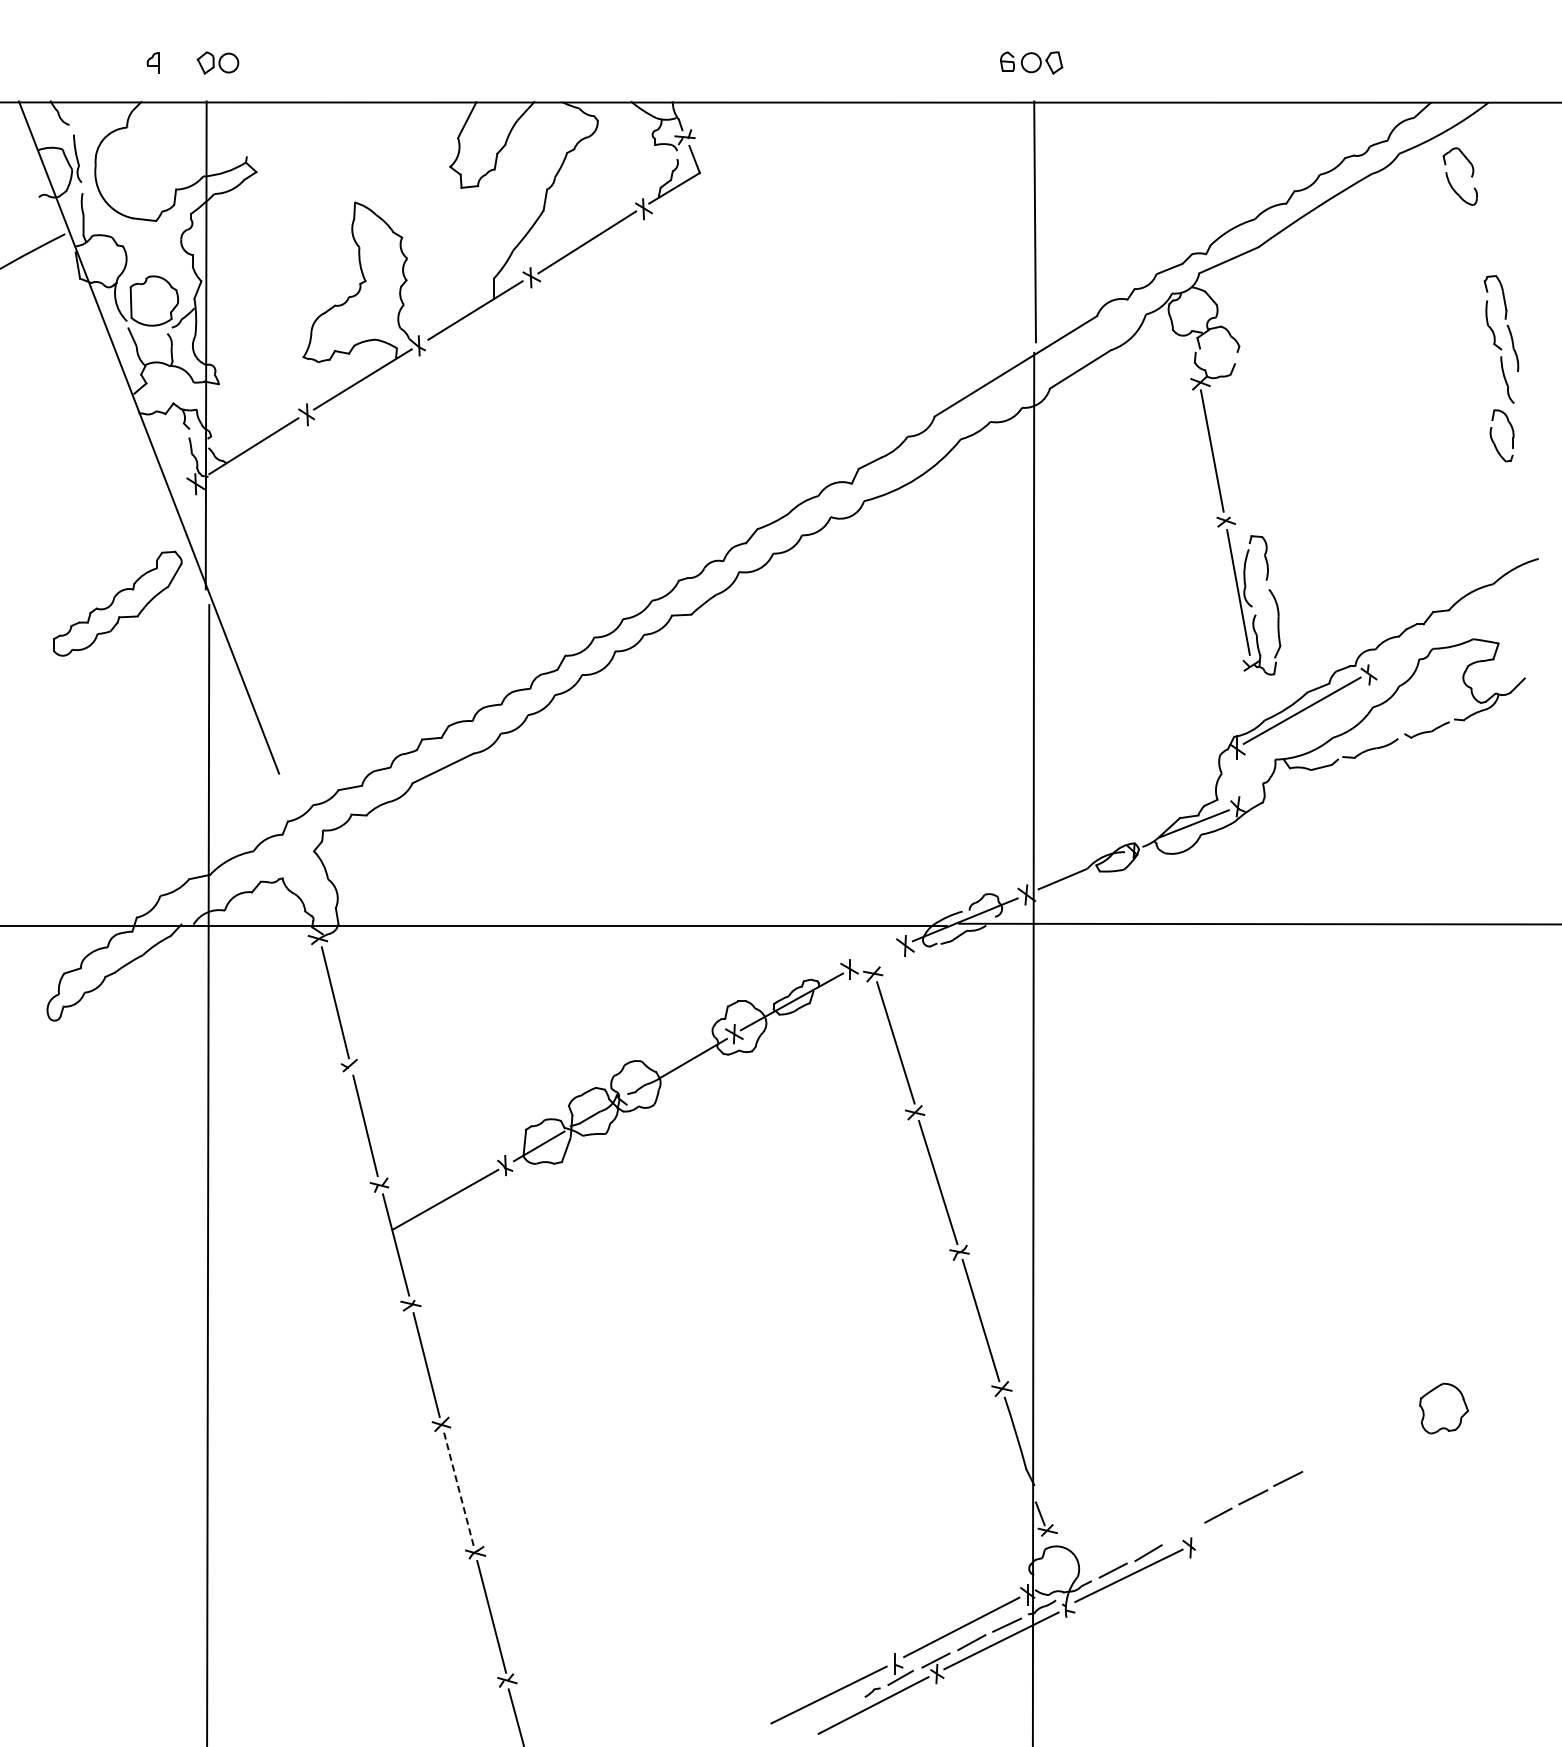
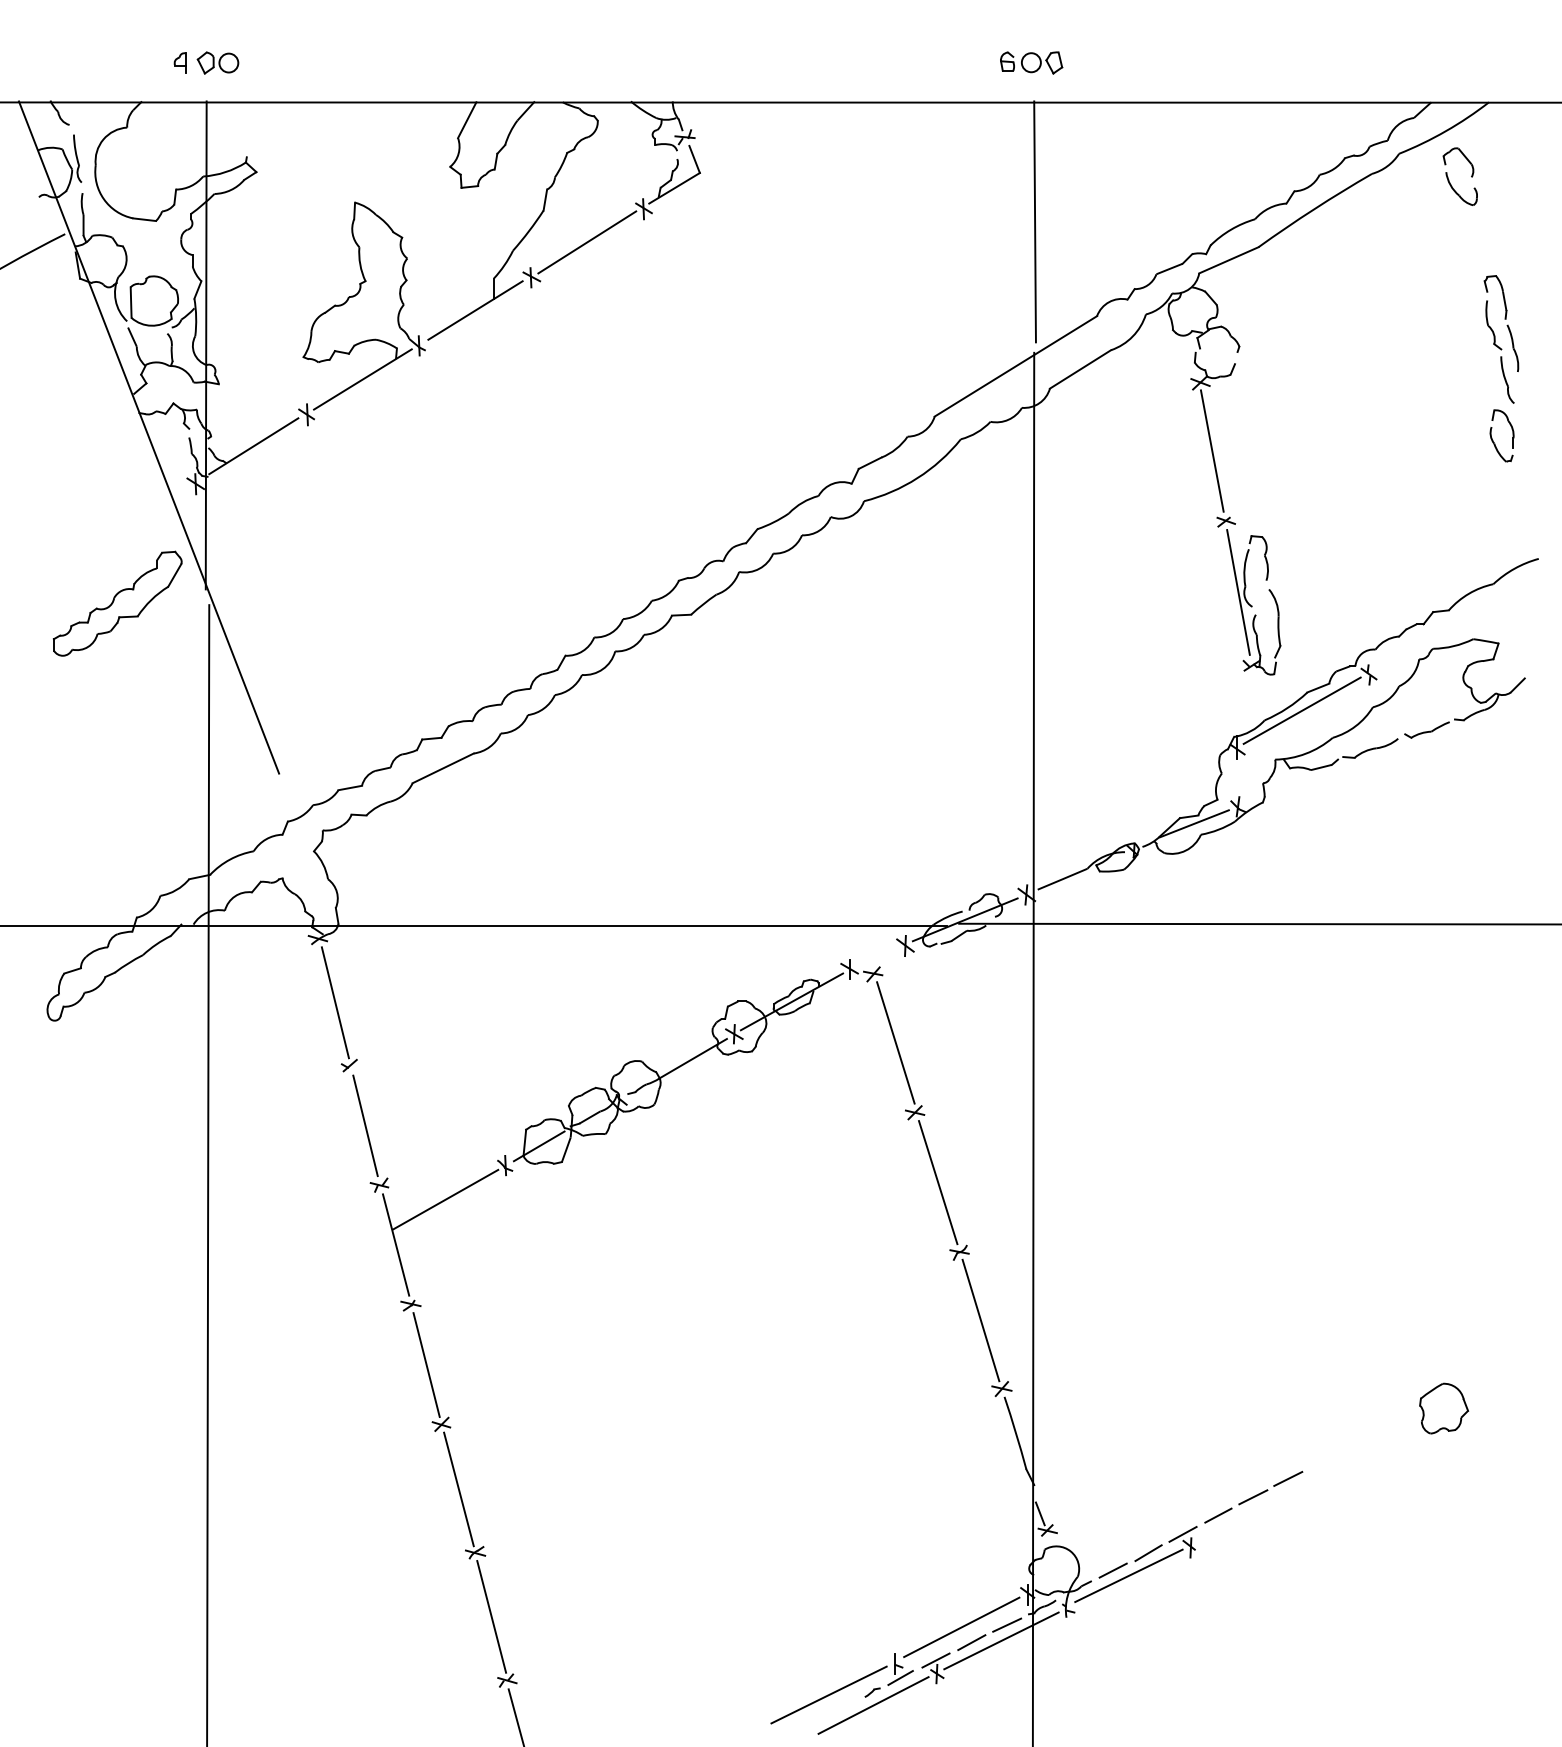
part position: (152, 62) -> (179, 62) (179, 62)
line: dashed -> solid (458, 1489)
line: none -> present (1182, 1533)
